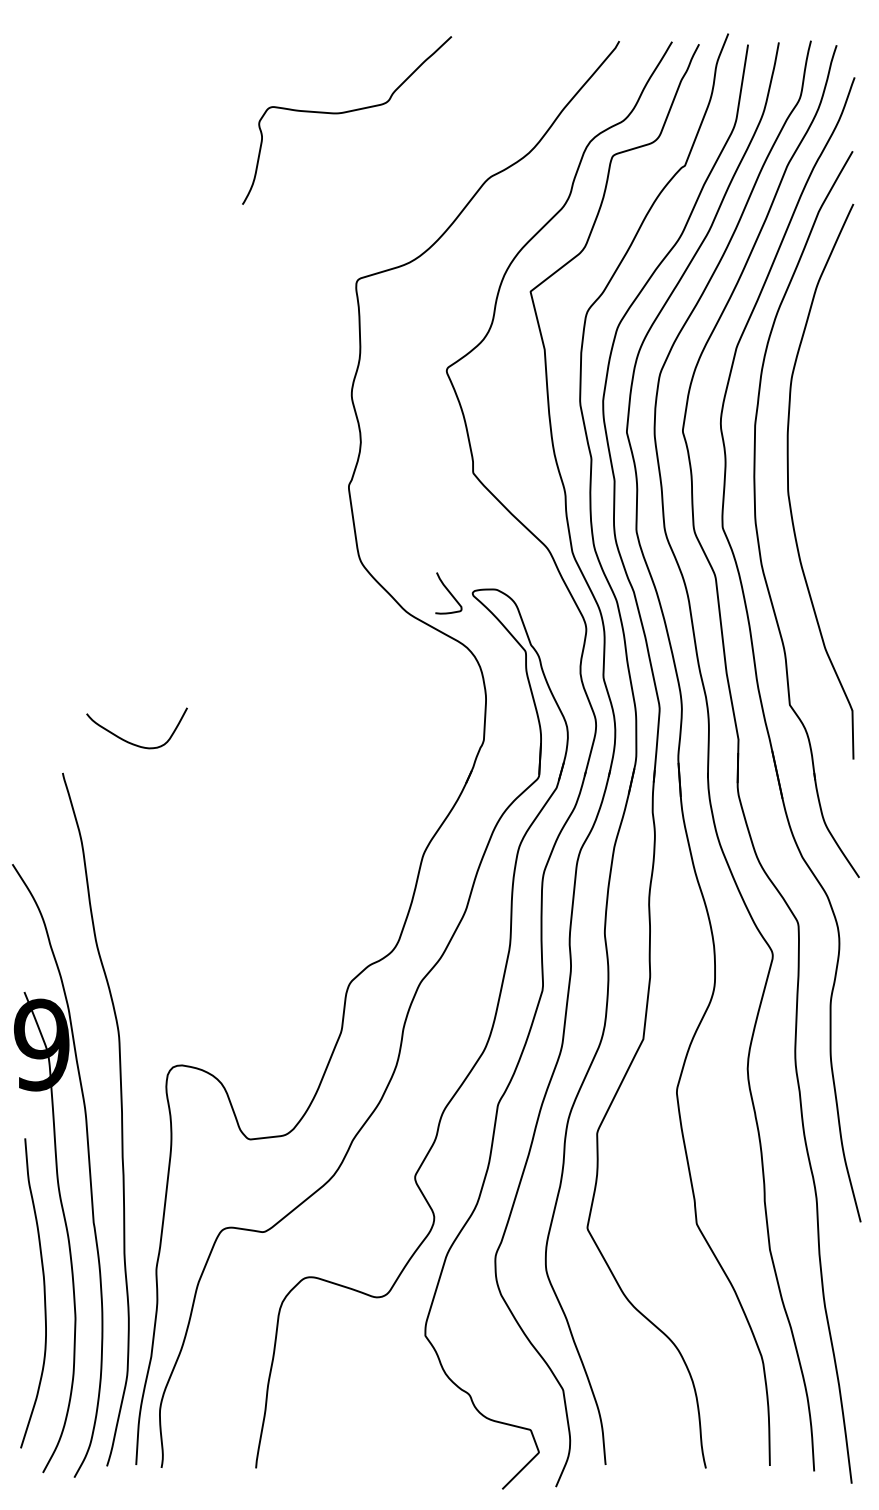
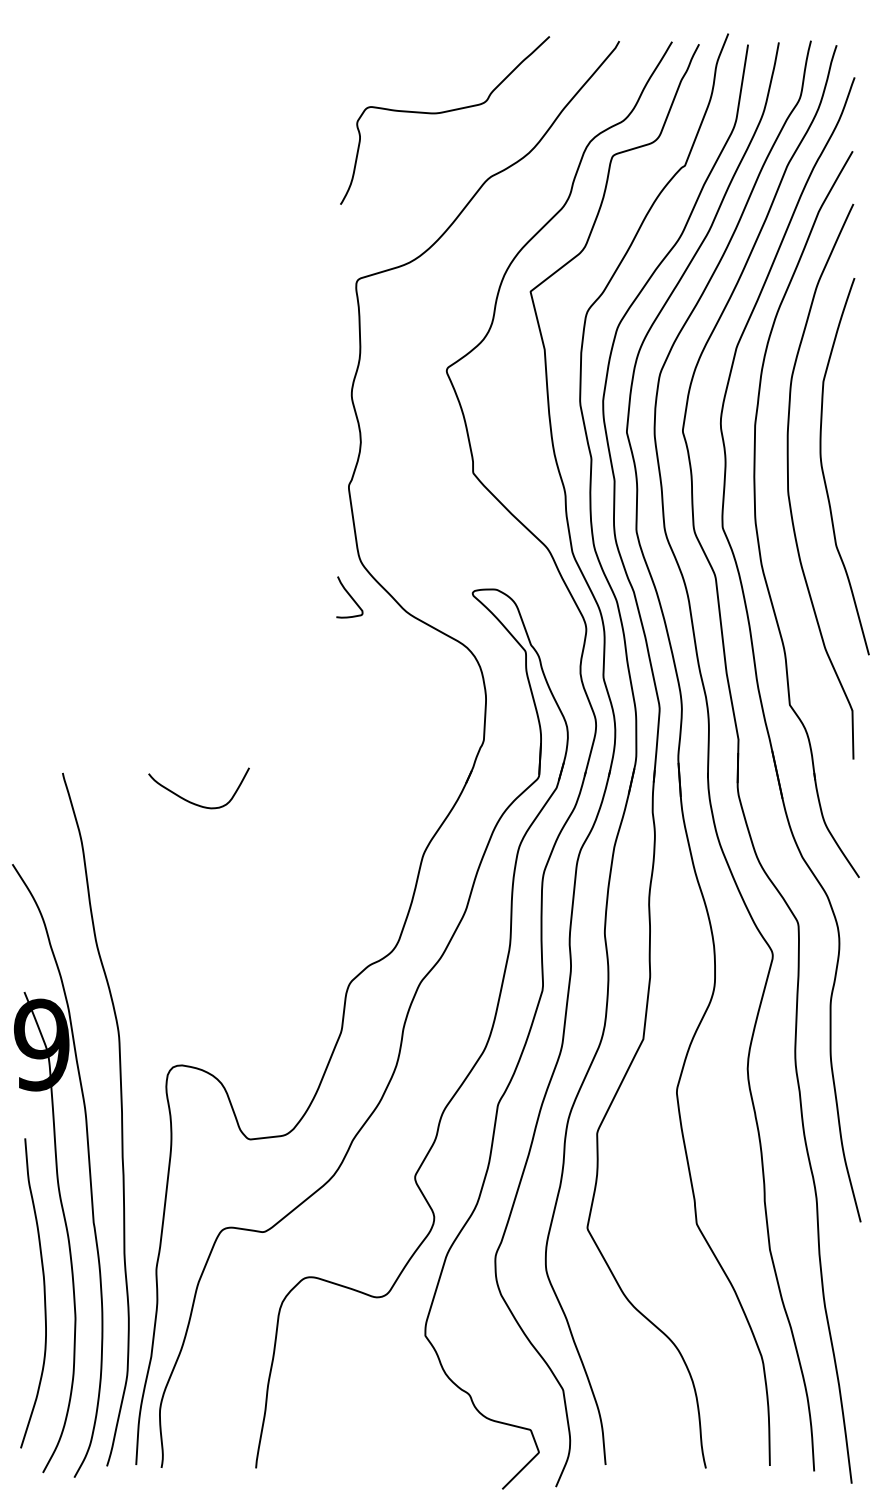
curve position: (345, 113) -> (443, 113) (443, 113)
curve: none -> present (823, 468)
curve position: (448, 592) -> (349, 596) (349, 596)
curve position: (129, 741) -> (191, 801) (191, 801)
